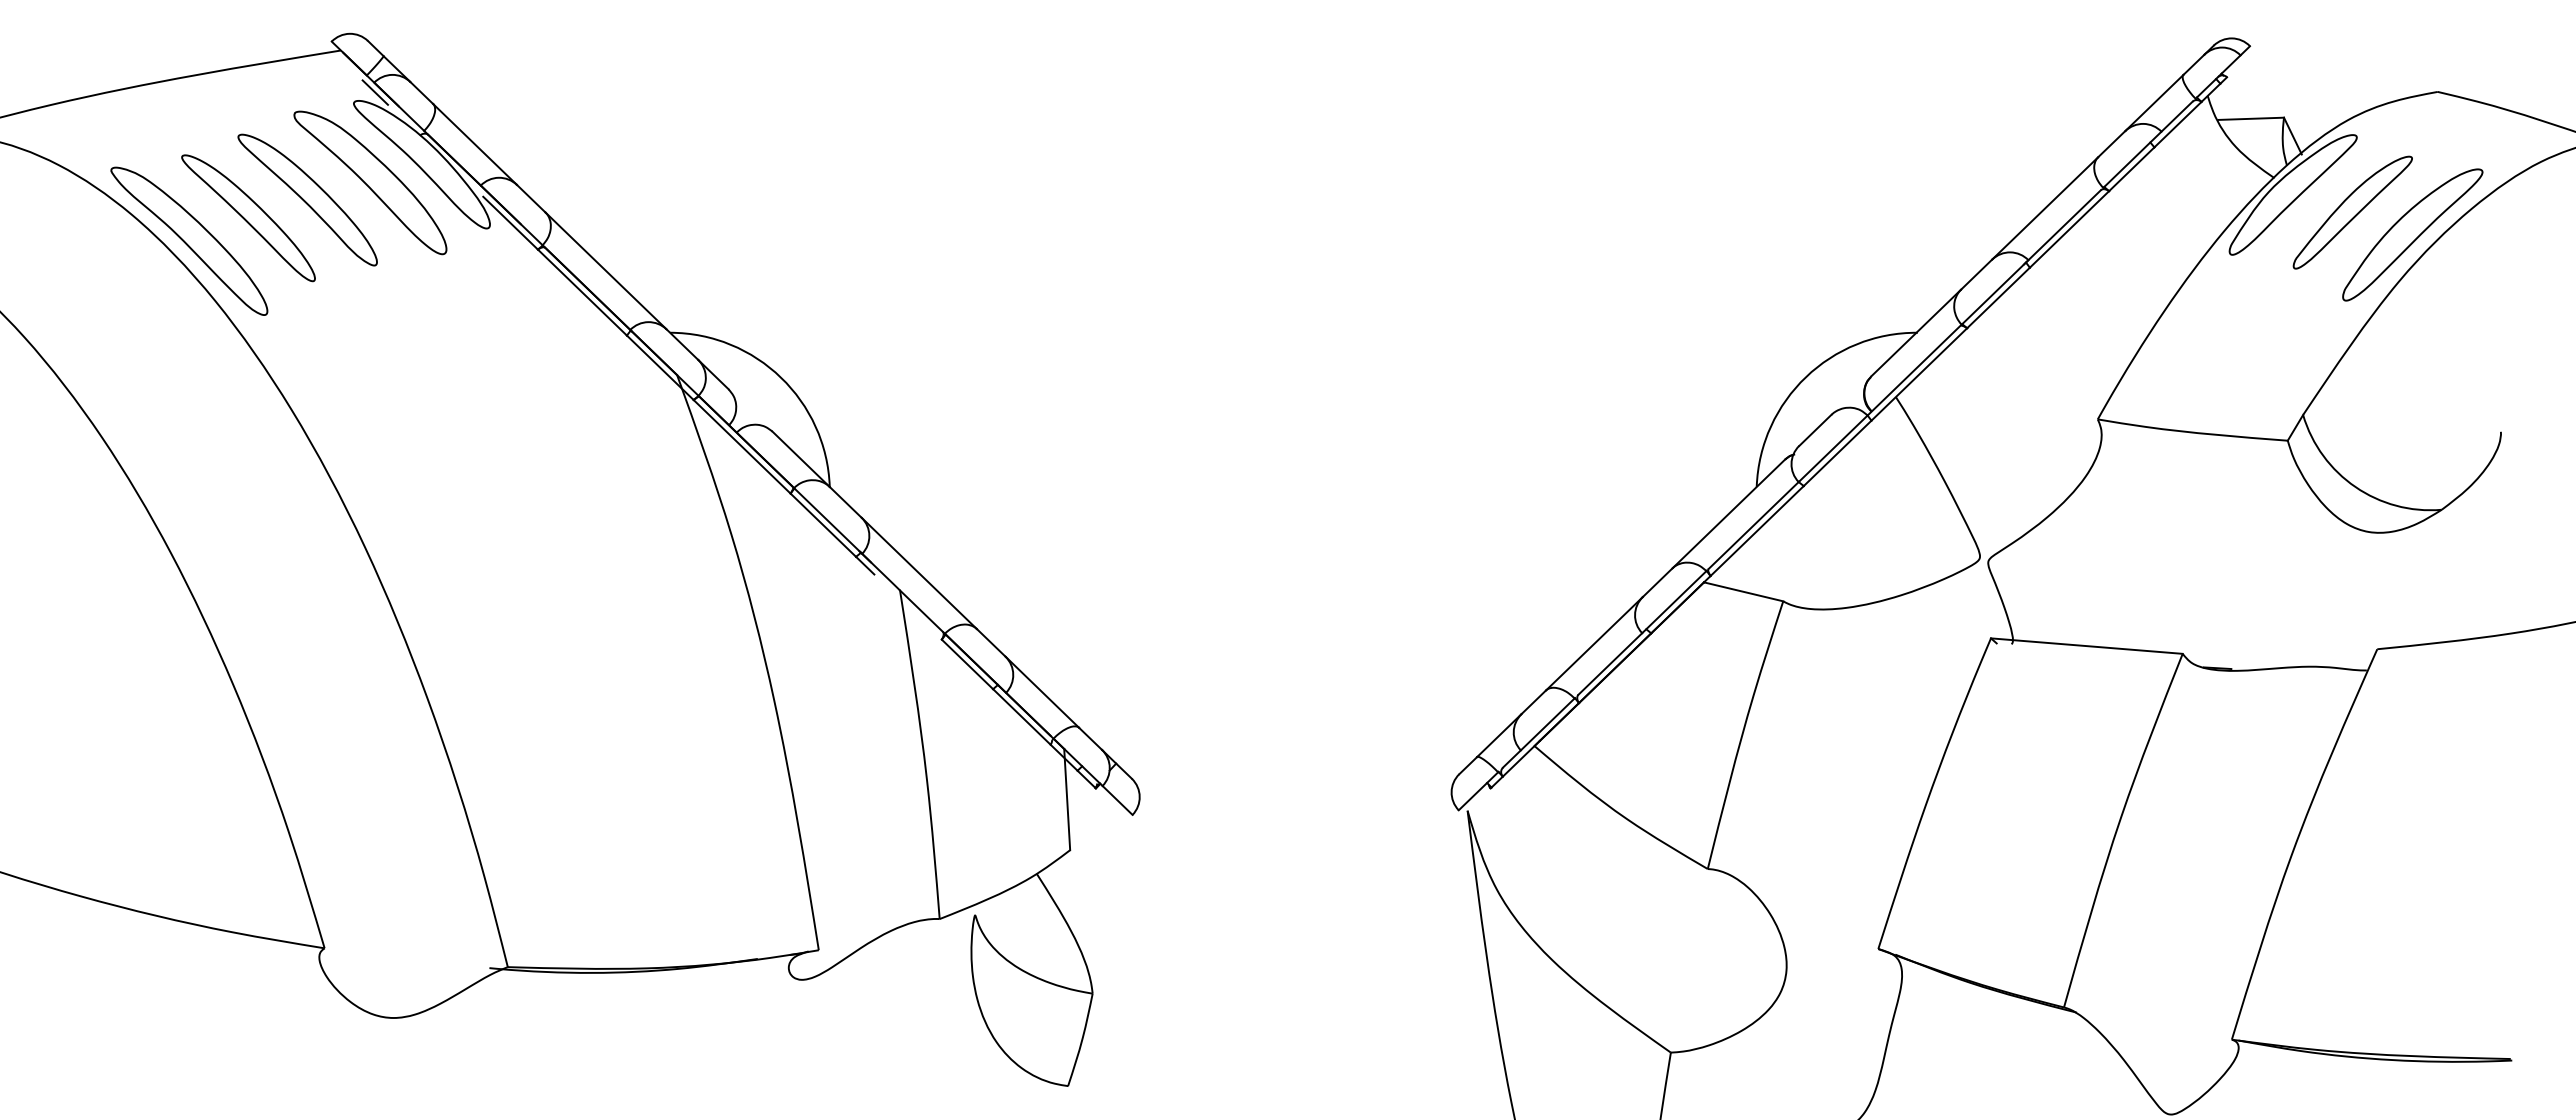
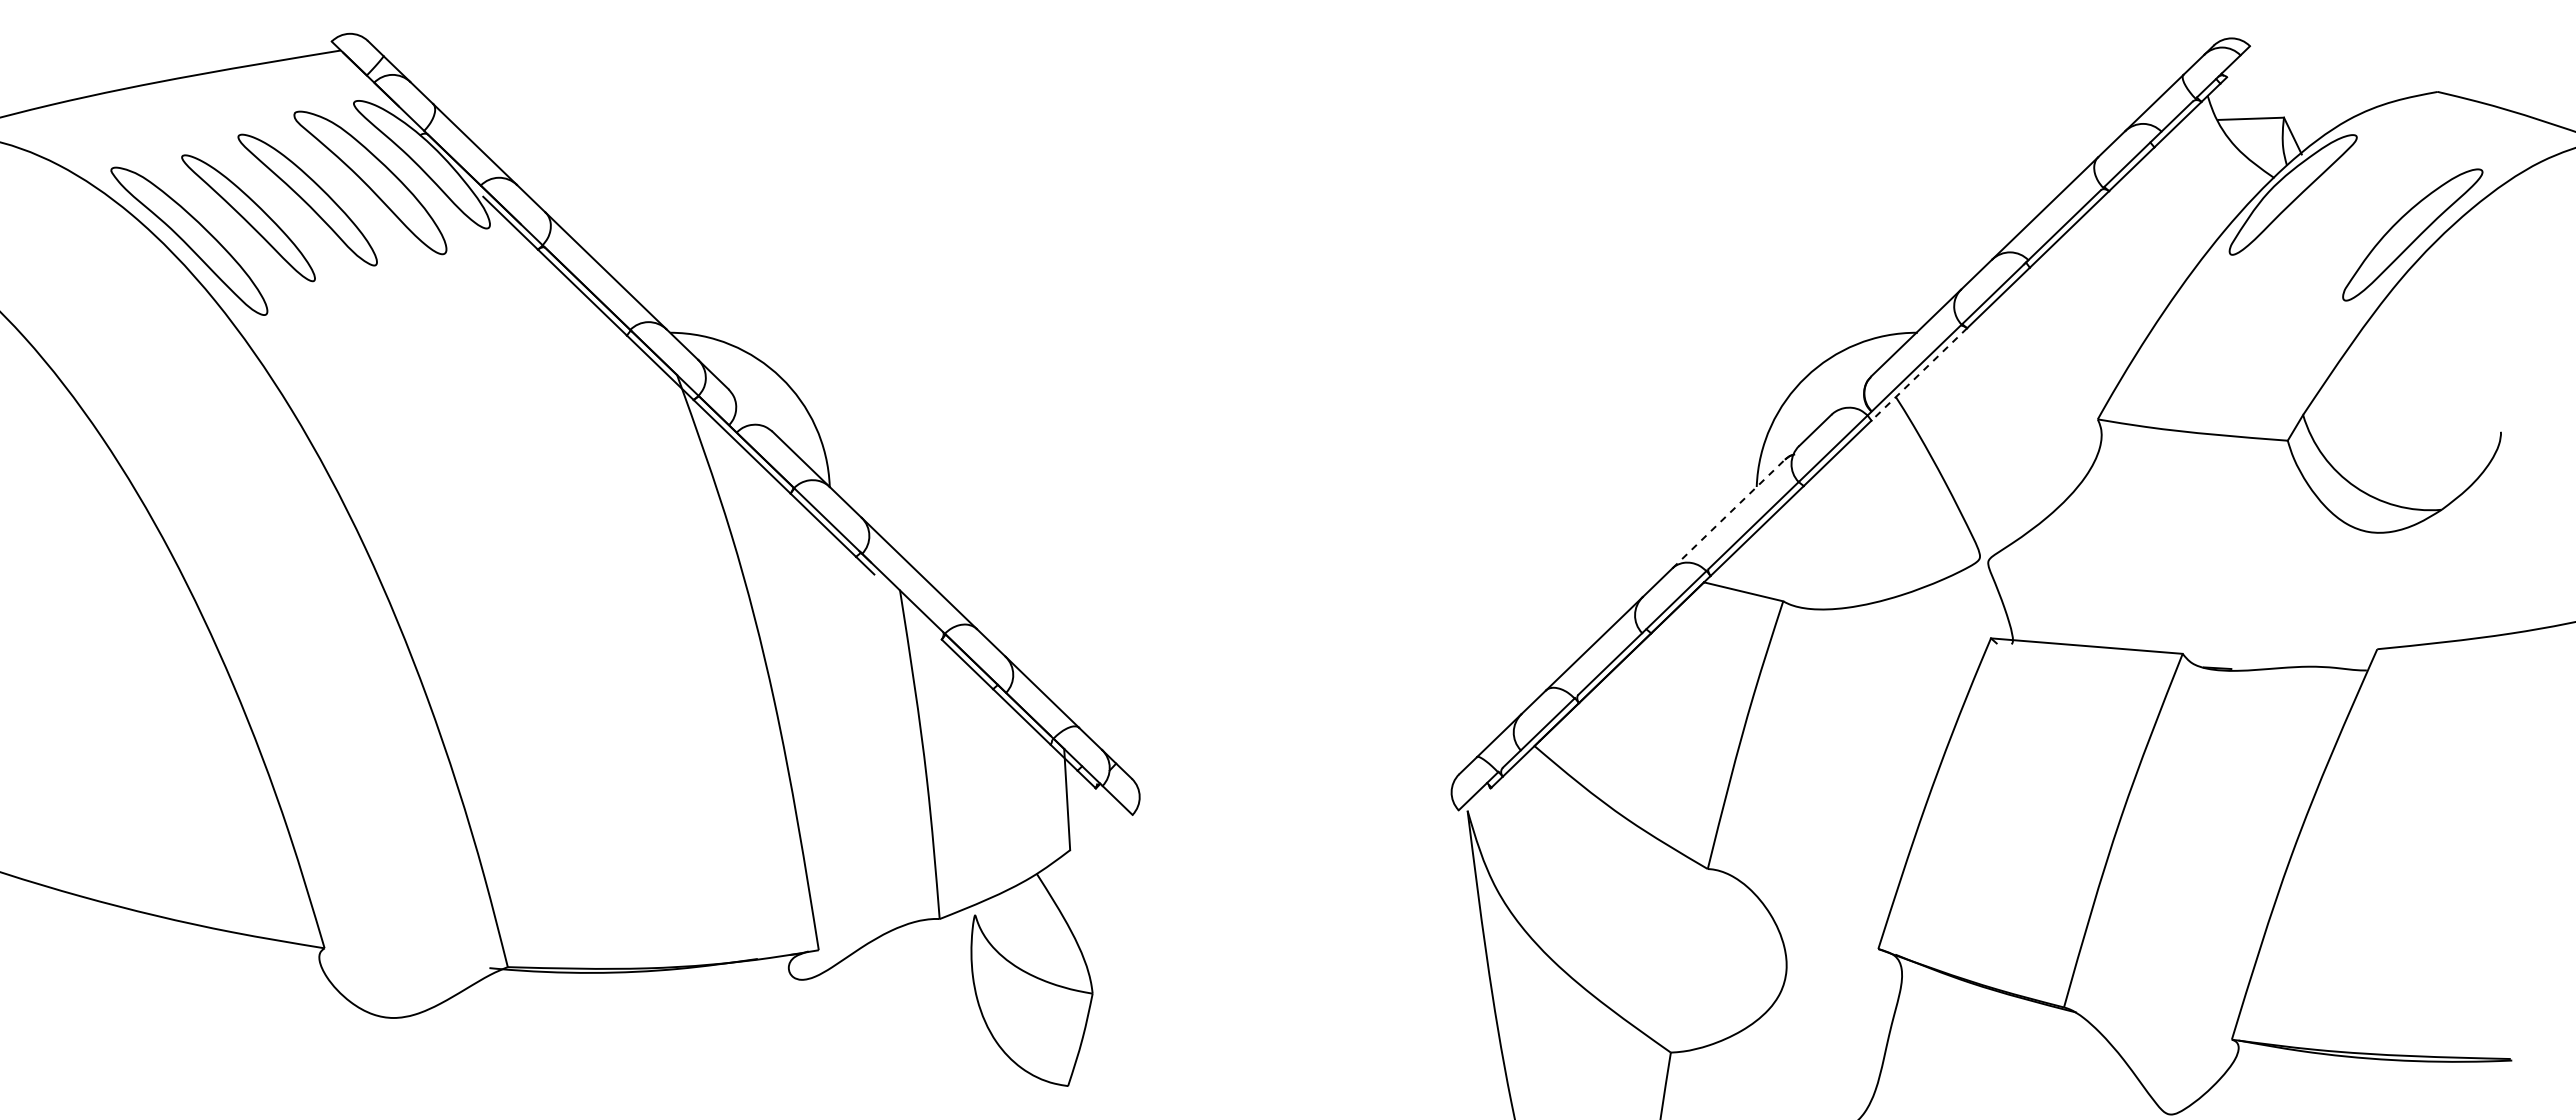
line: present -> none (374, 92)
part: present -> none (2352, 212)
line: solid -> dashed (1919, 374)
line: solid -> dashed (1729, 513)
